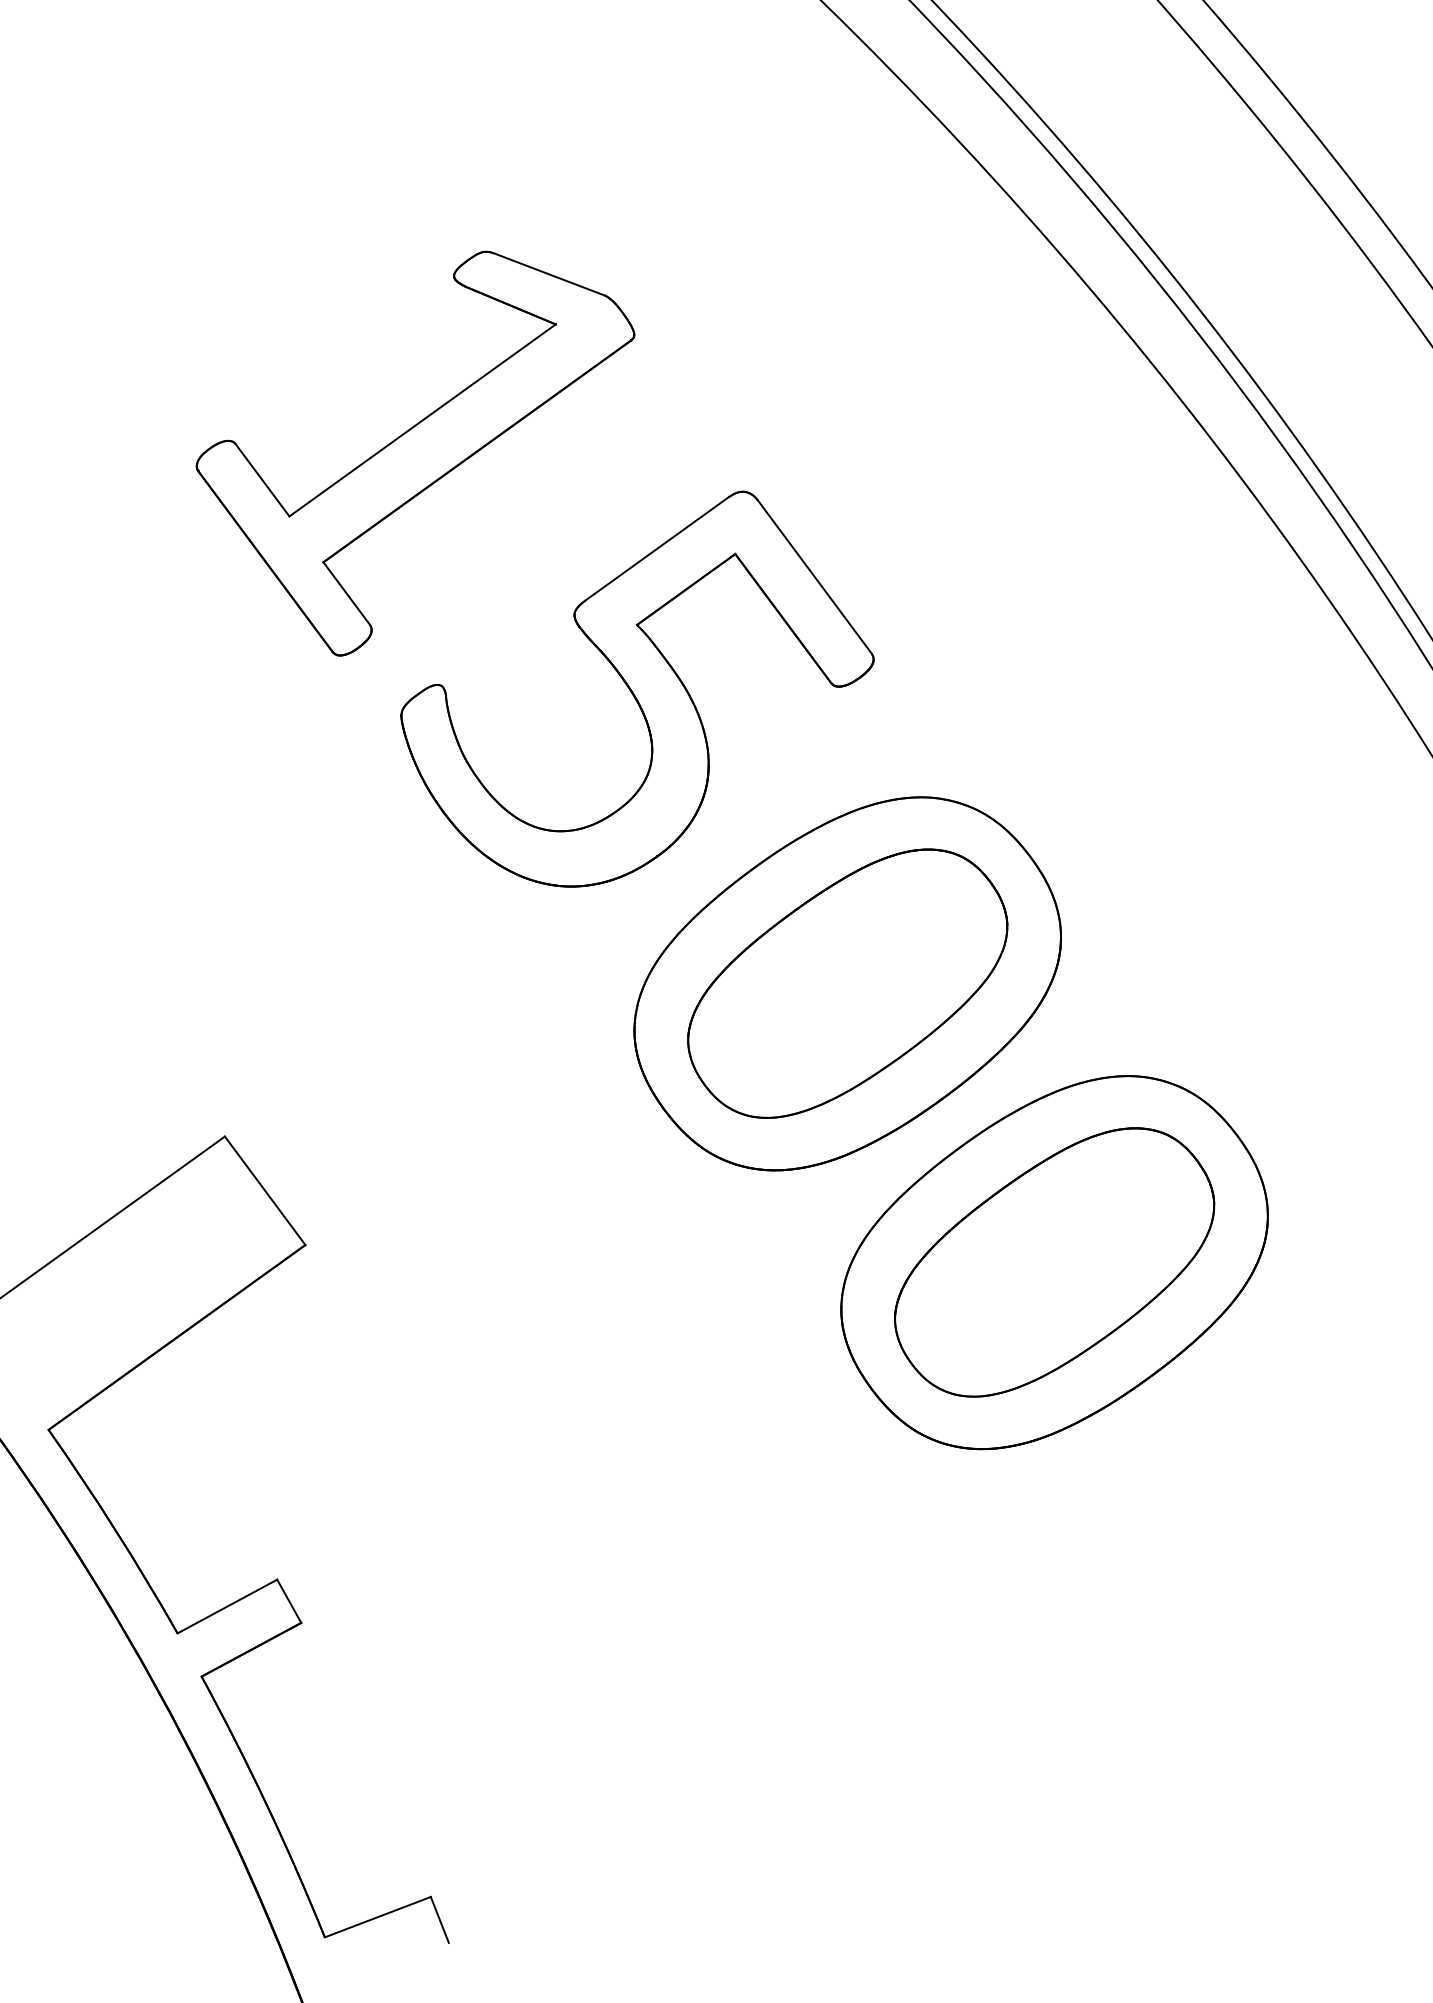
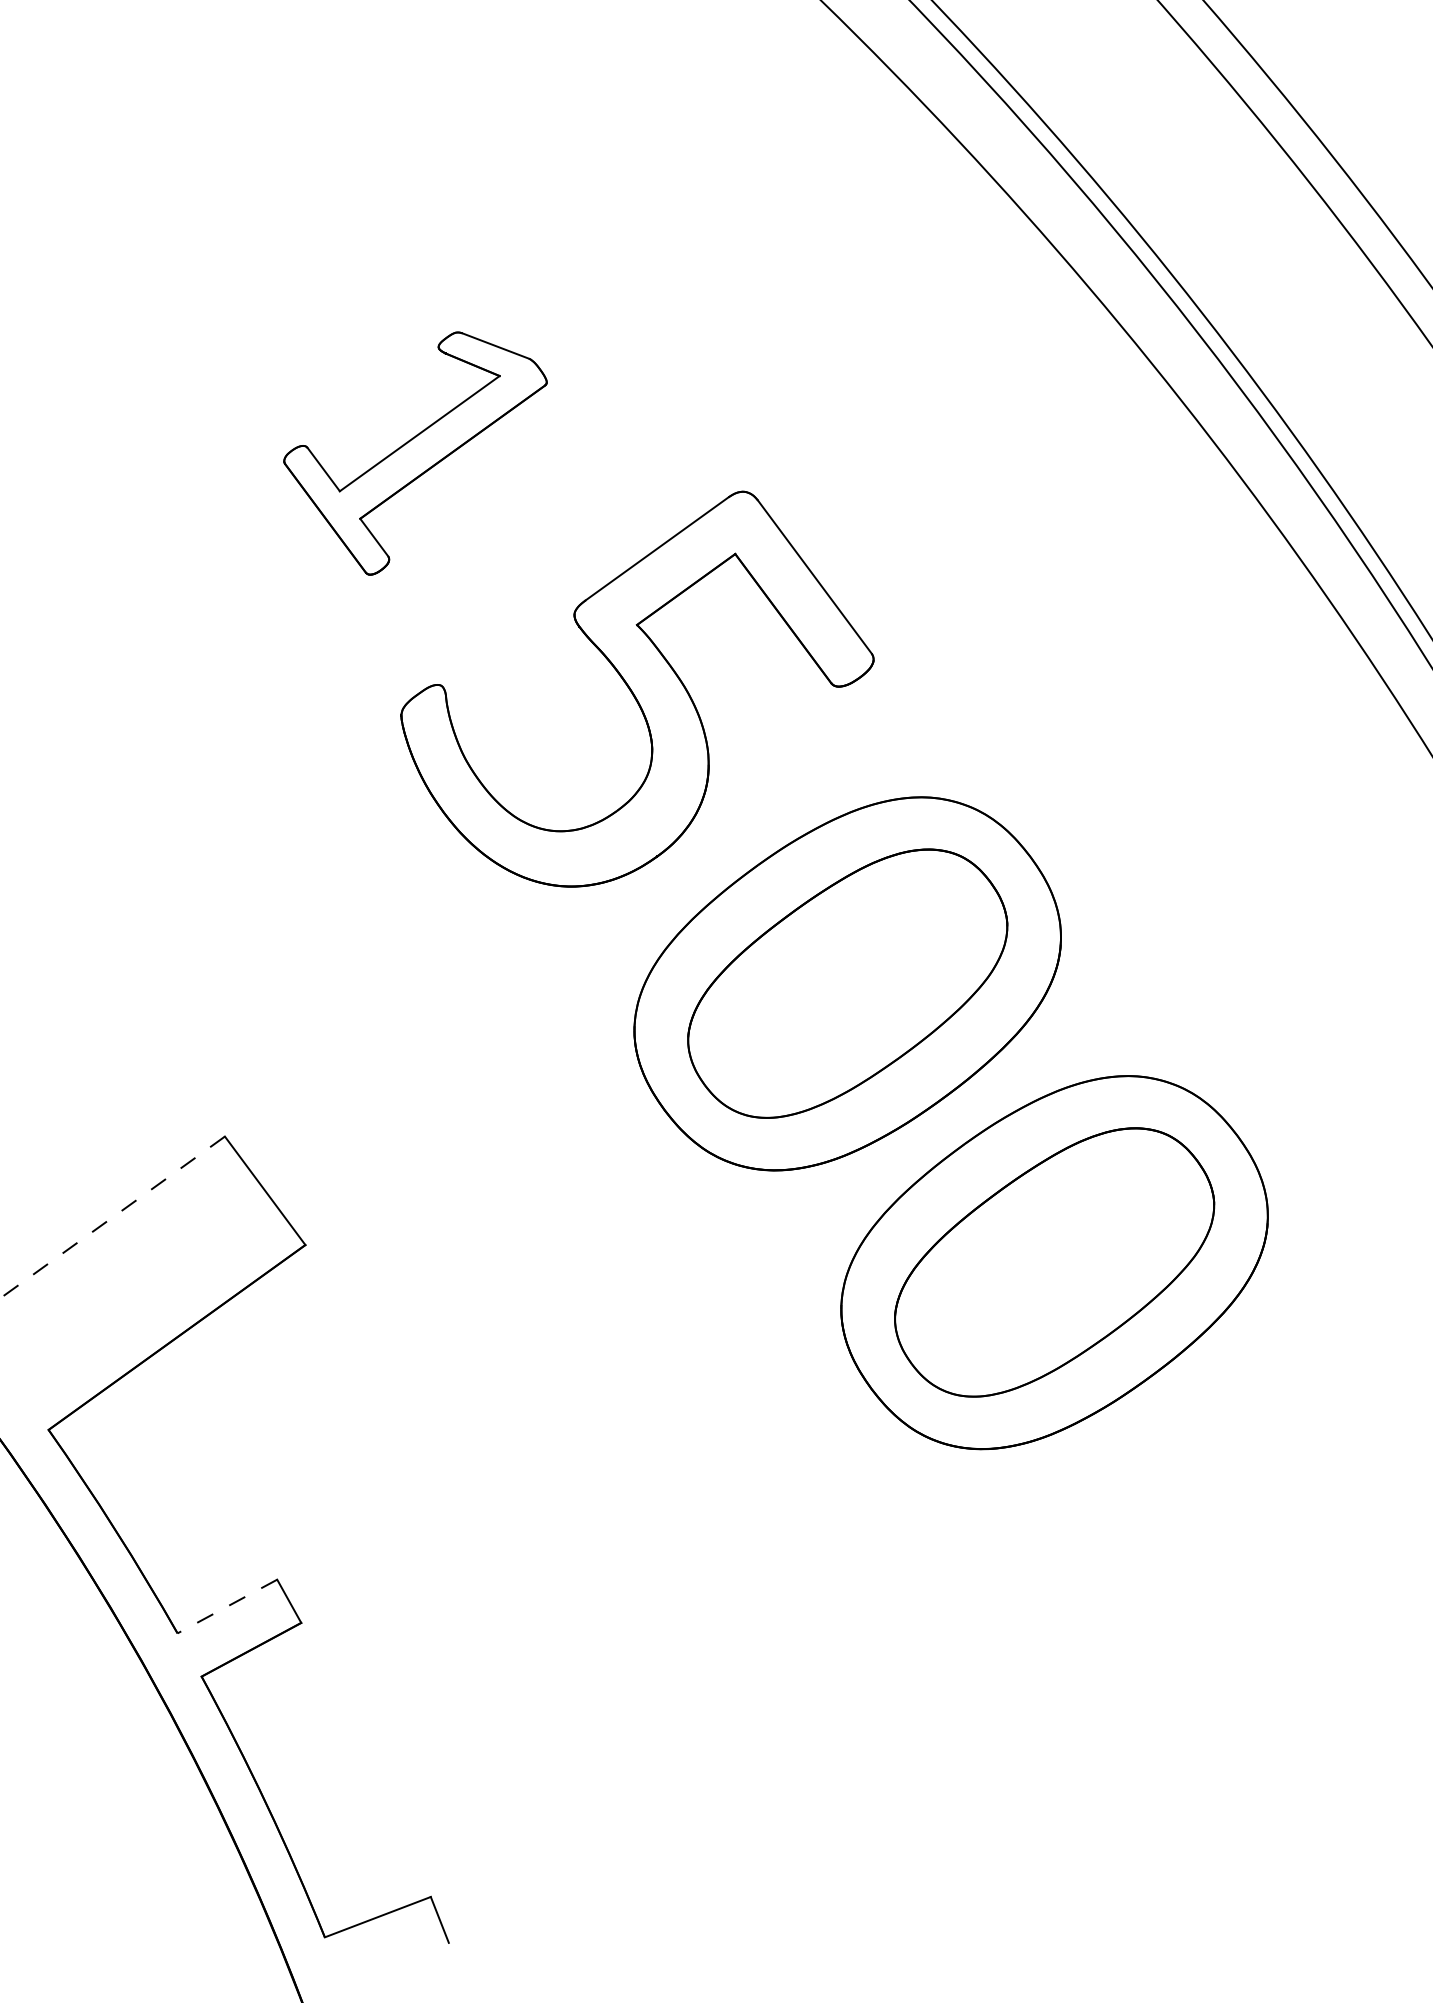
part size: 441x407 px -> 265x245 px (415, 453)
line: solid -> dashed (112, 1217)
line: solid -> dashed (227, 1606)
